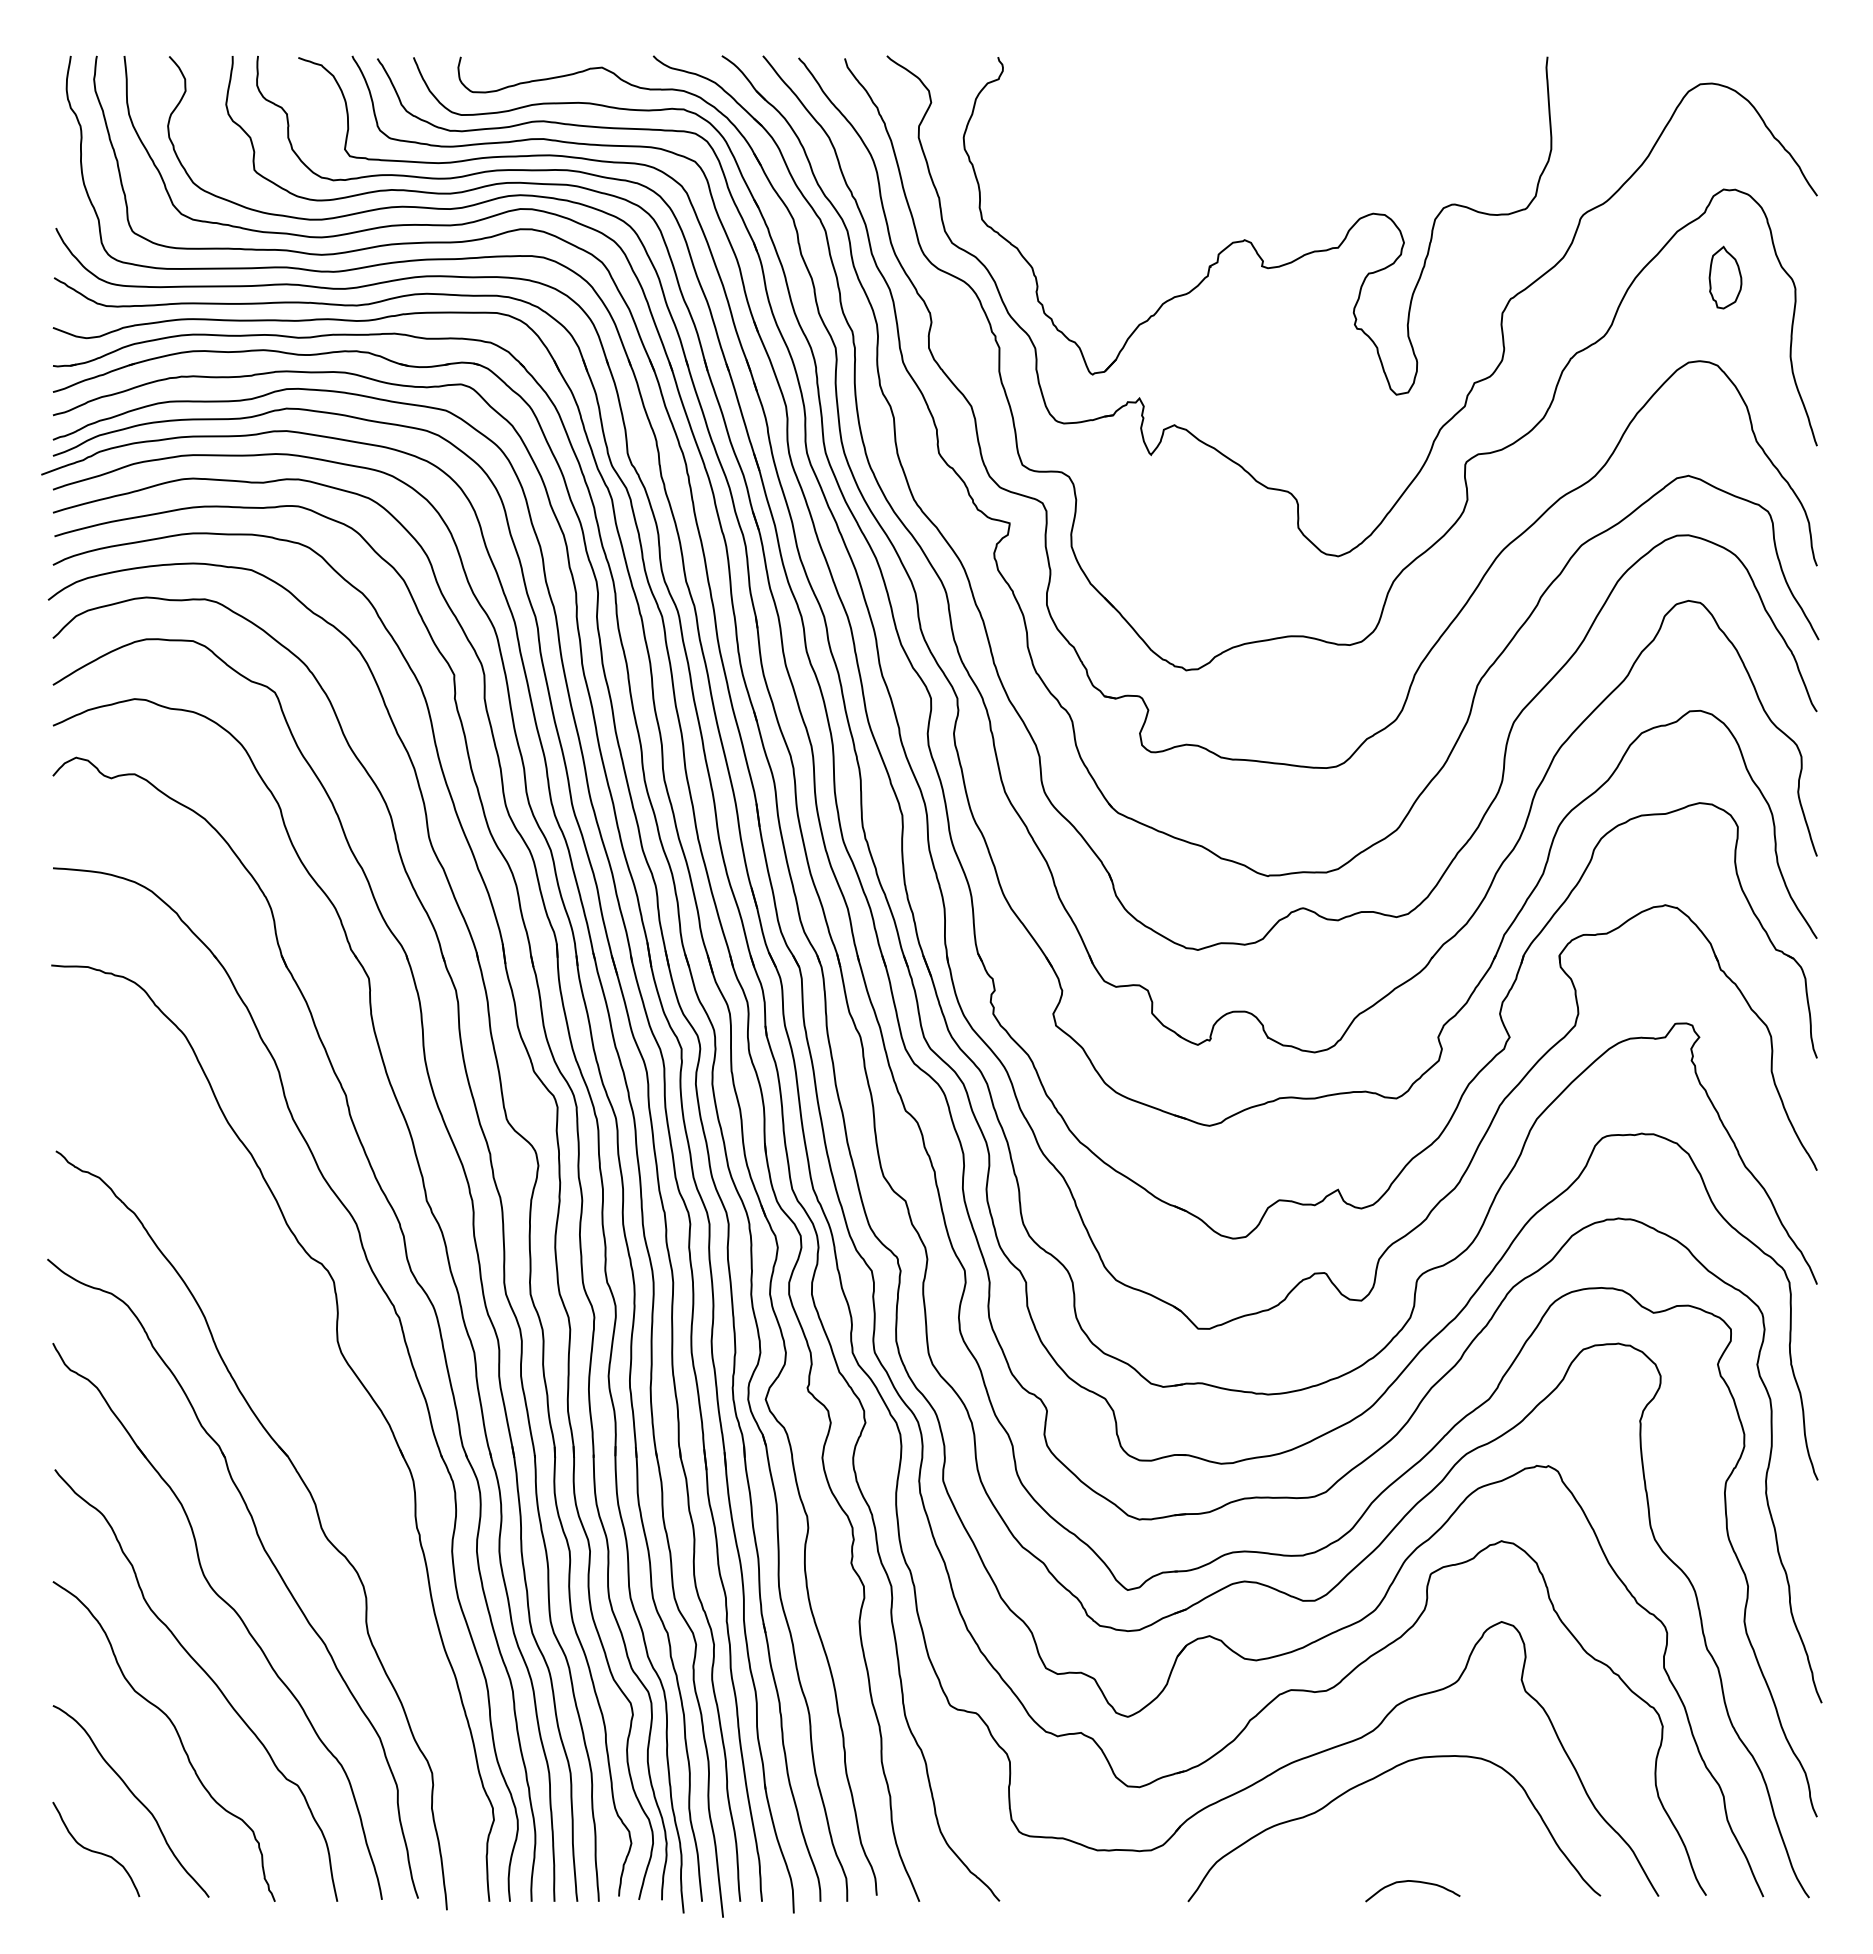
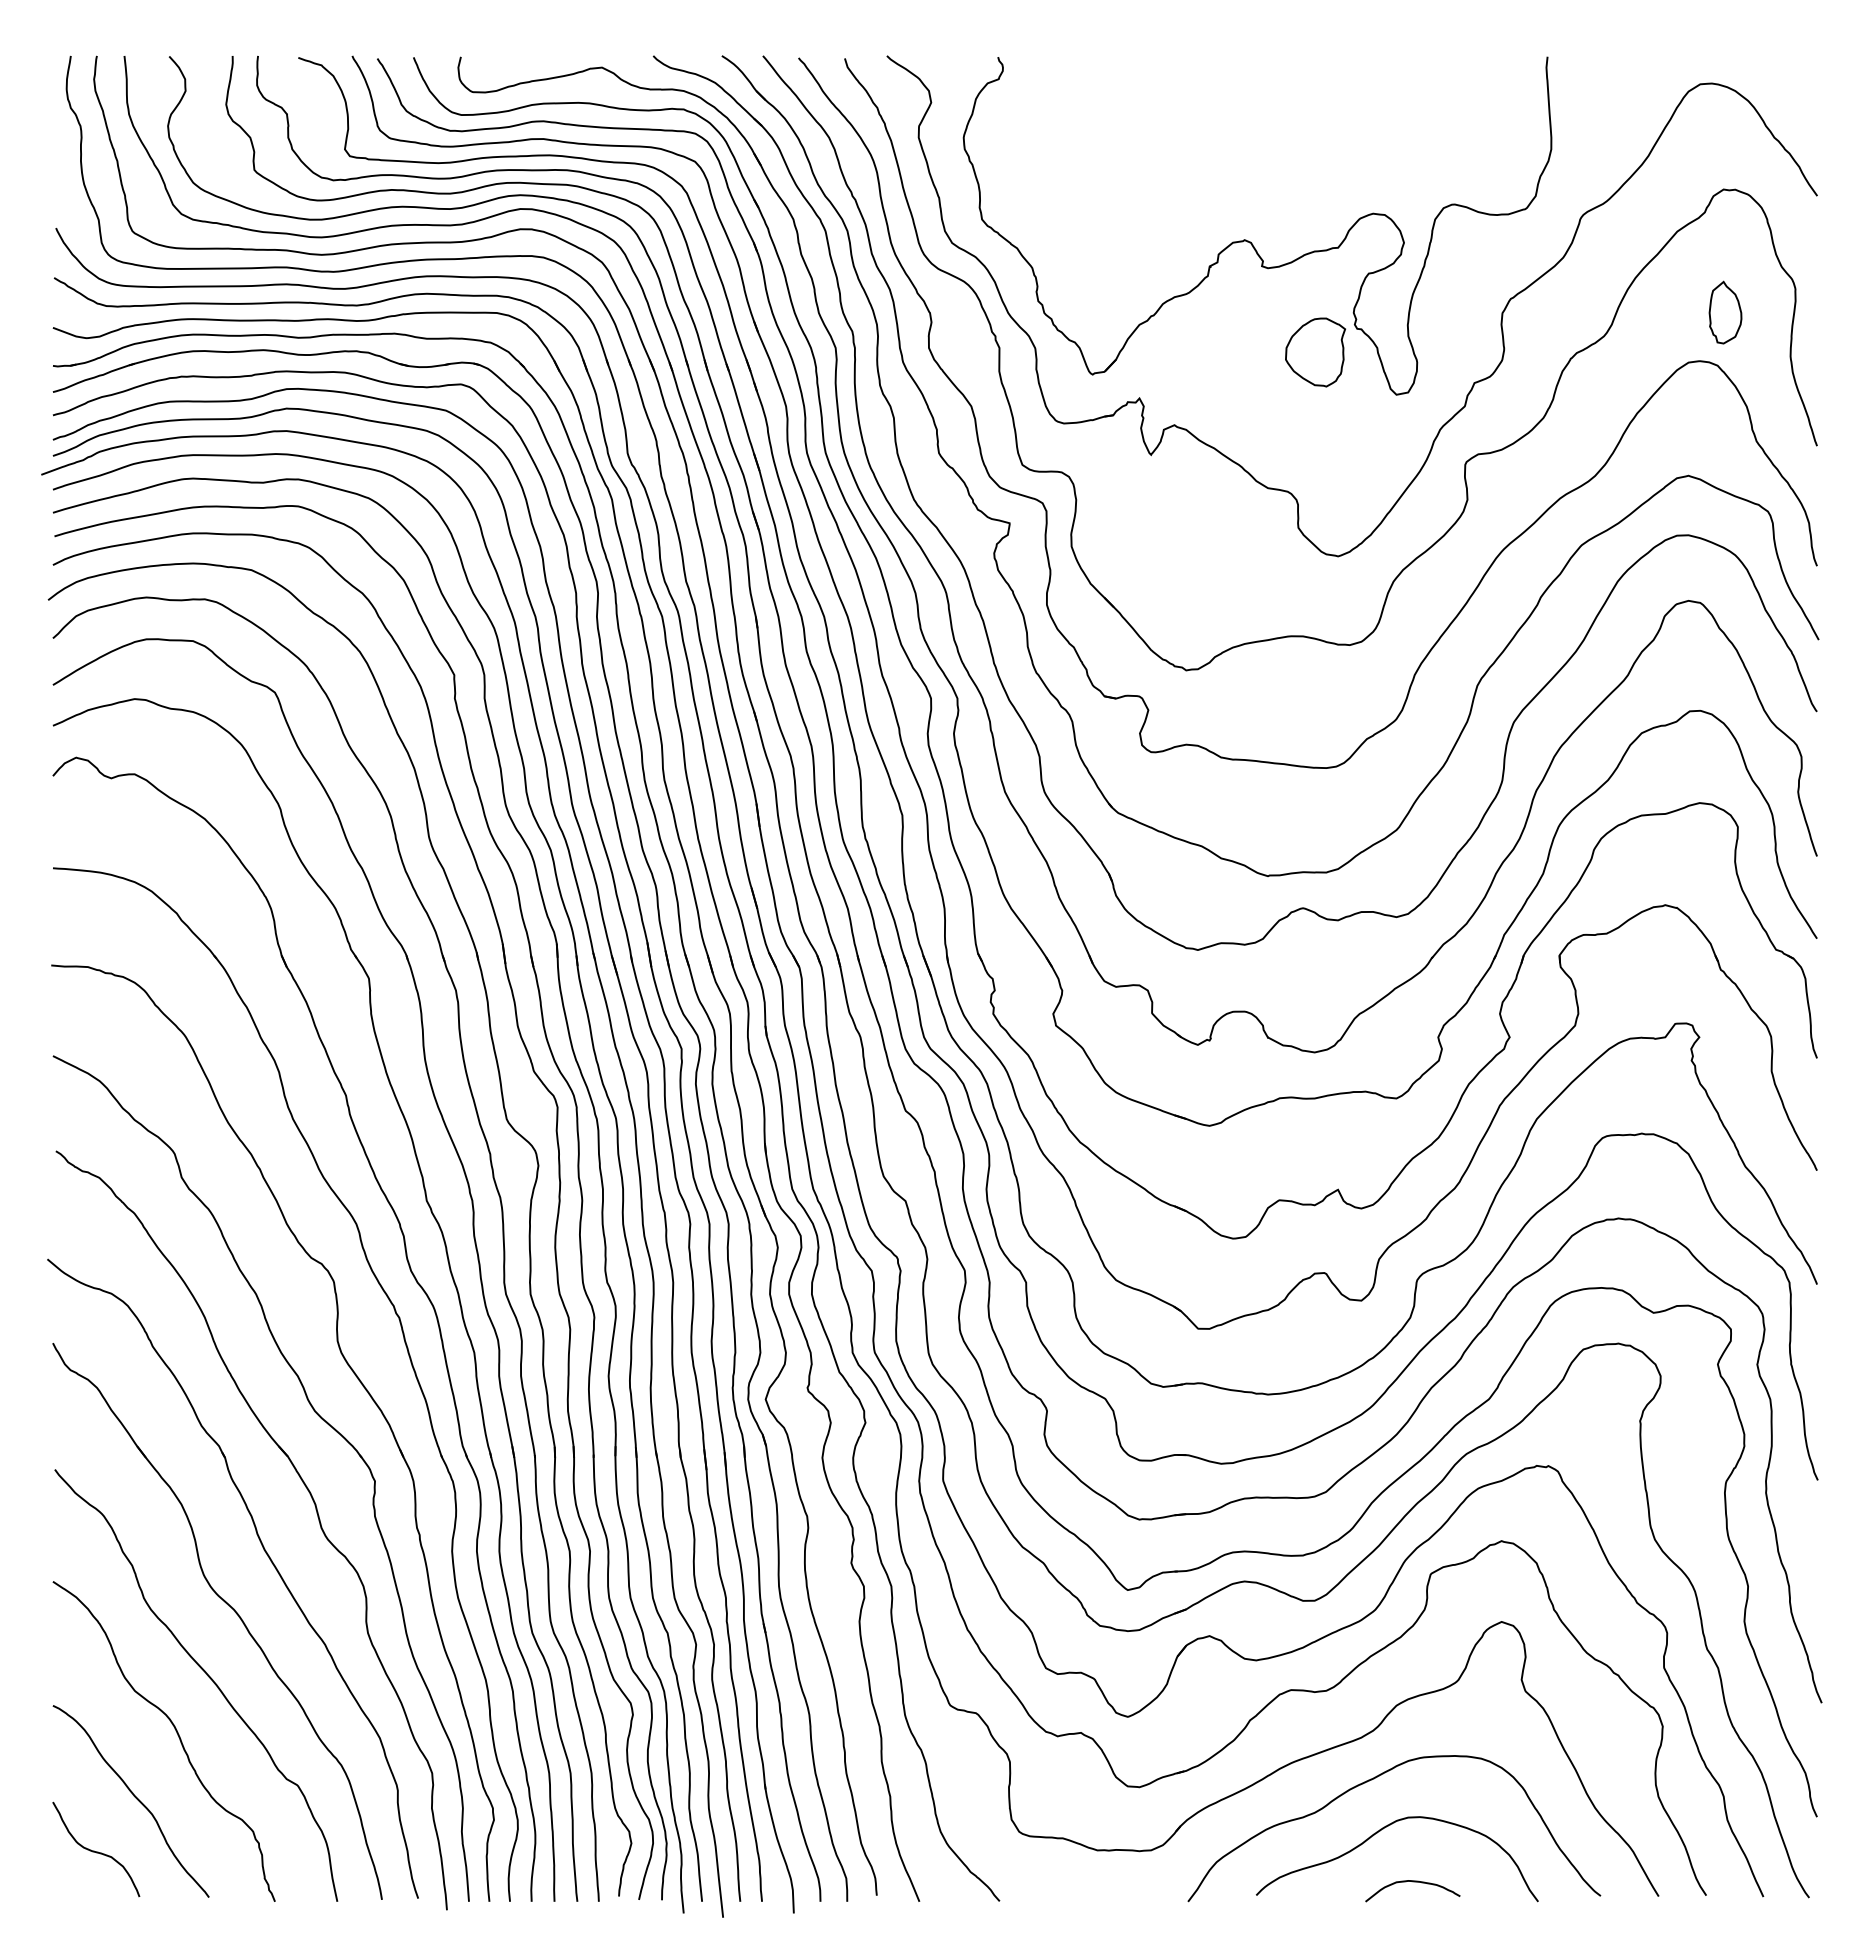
part position: (1725, 277) -> (1725, 312) (1725, 312)
part: none -> present (1315, 352)
part: none -> present (320, 1418)
curve: none -> present (1380, 1831)
